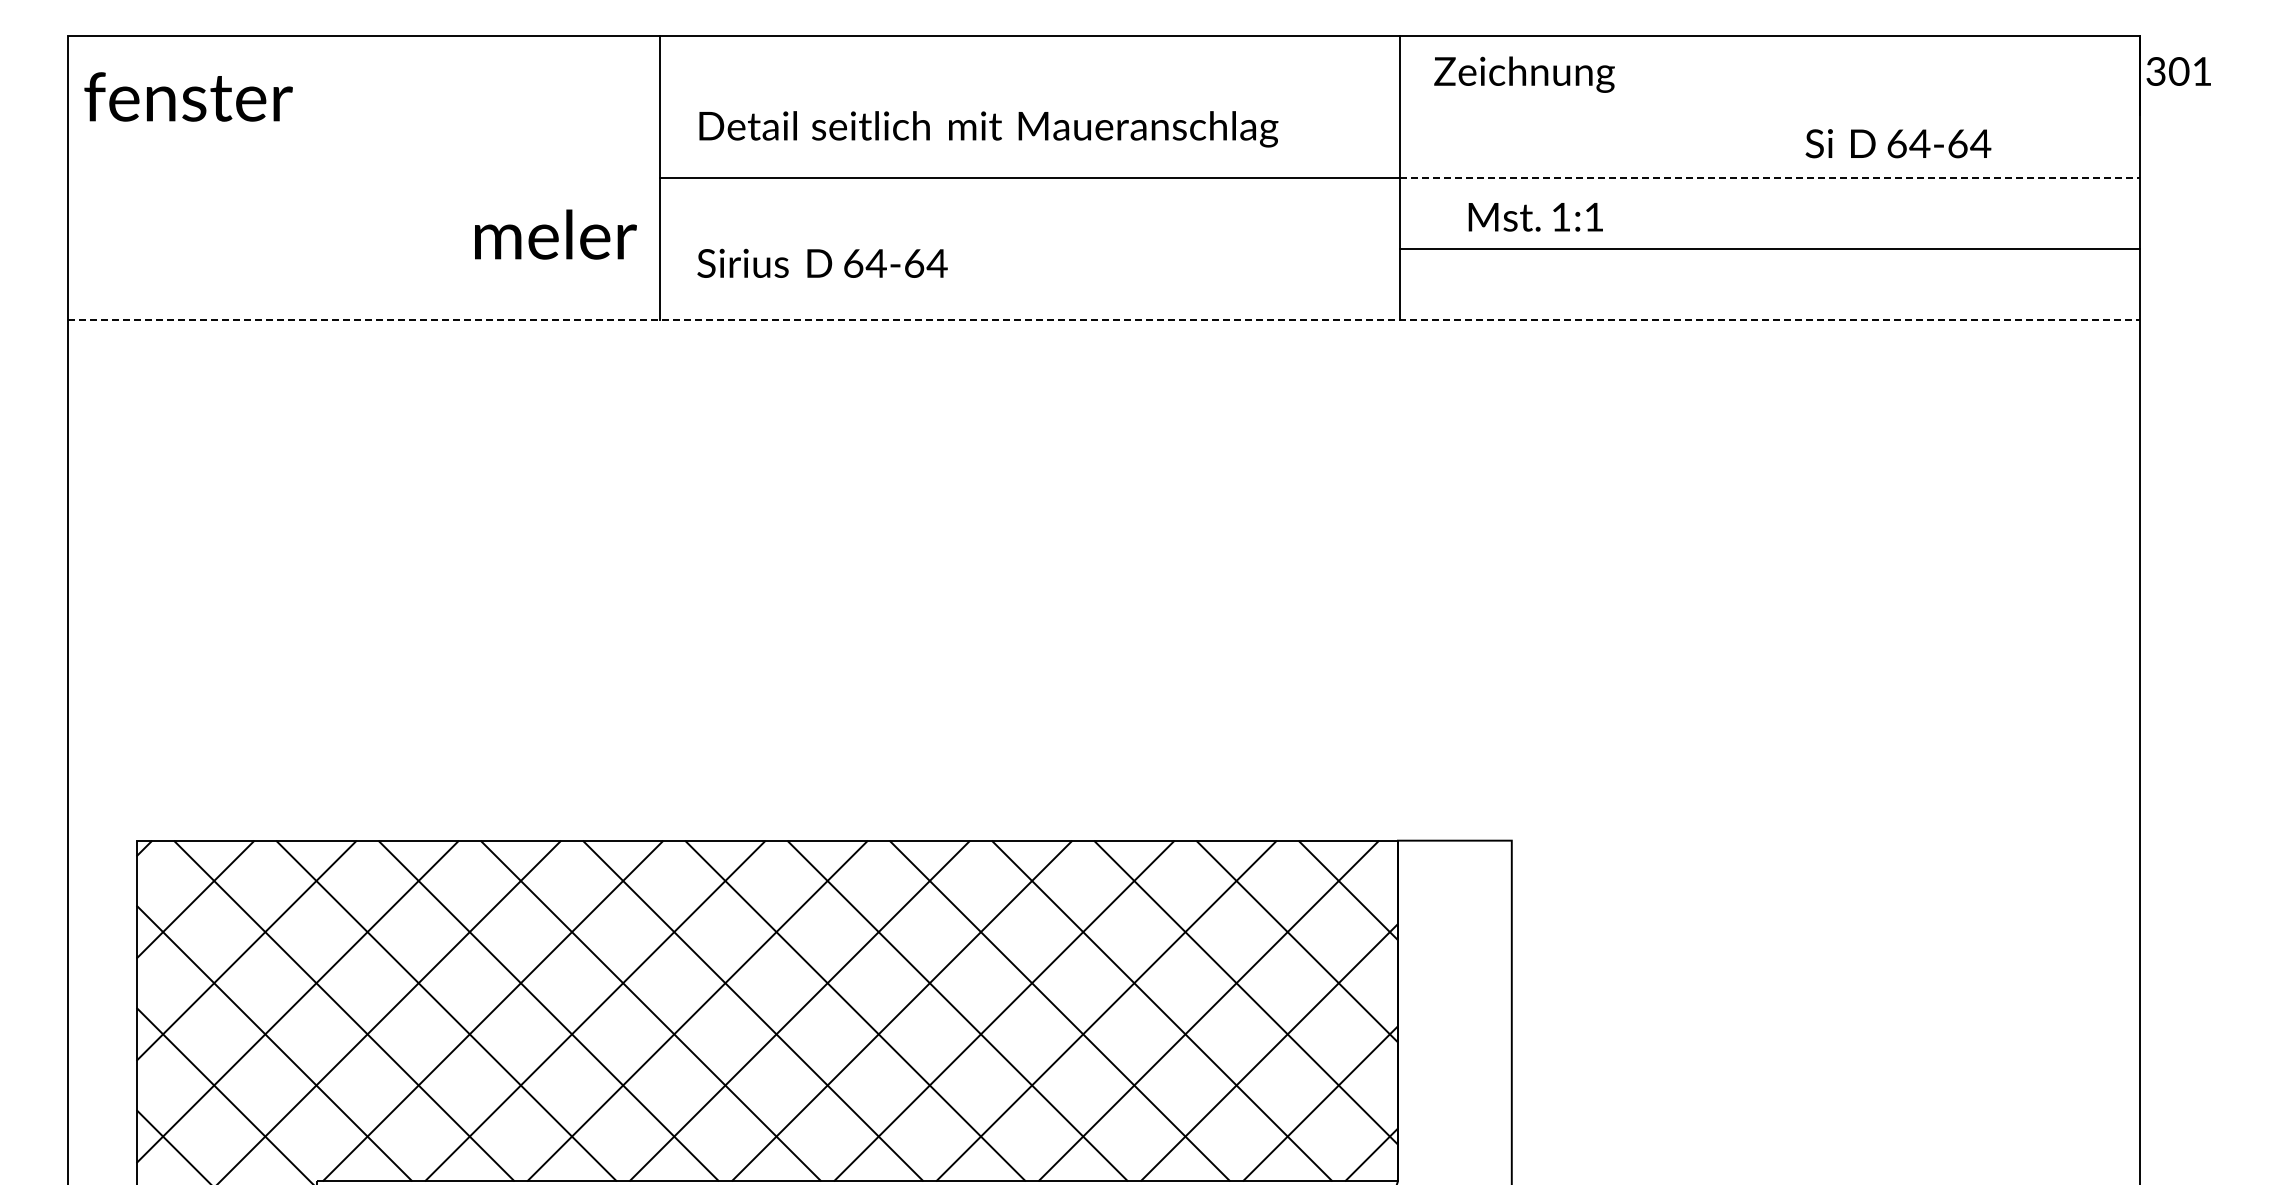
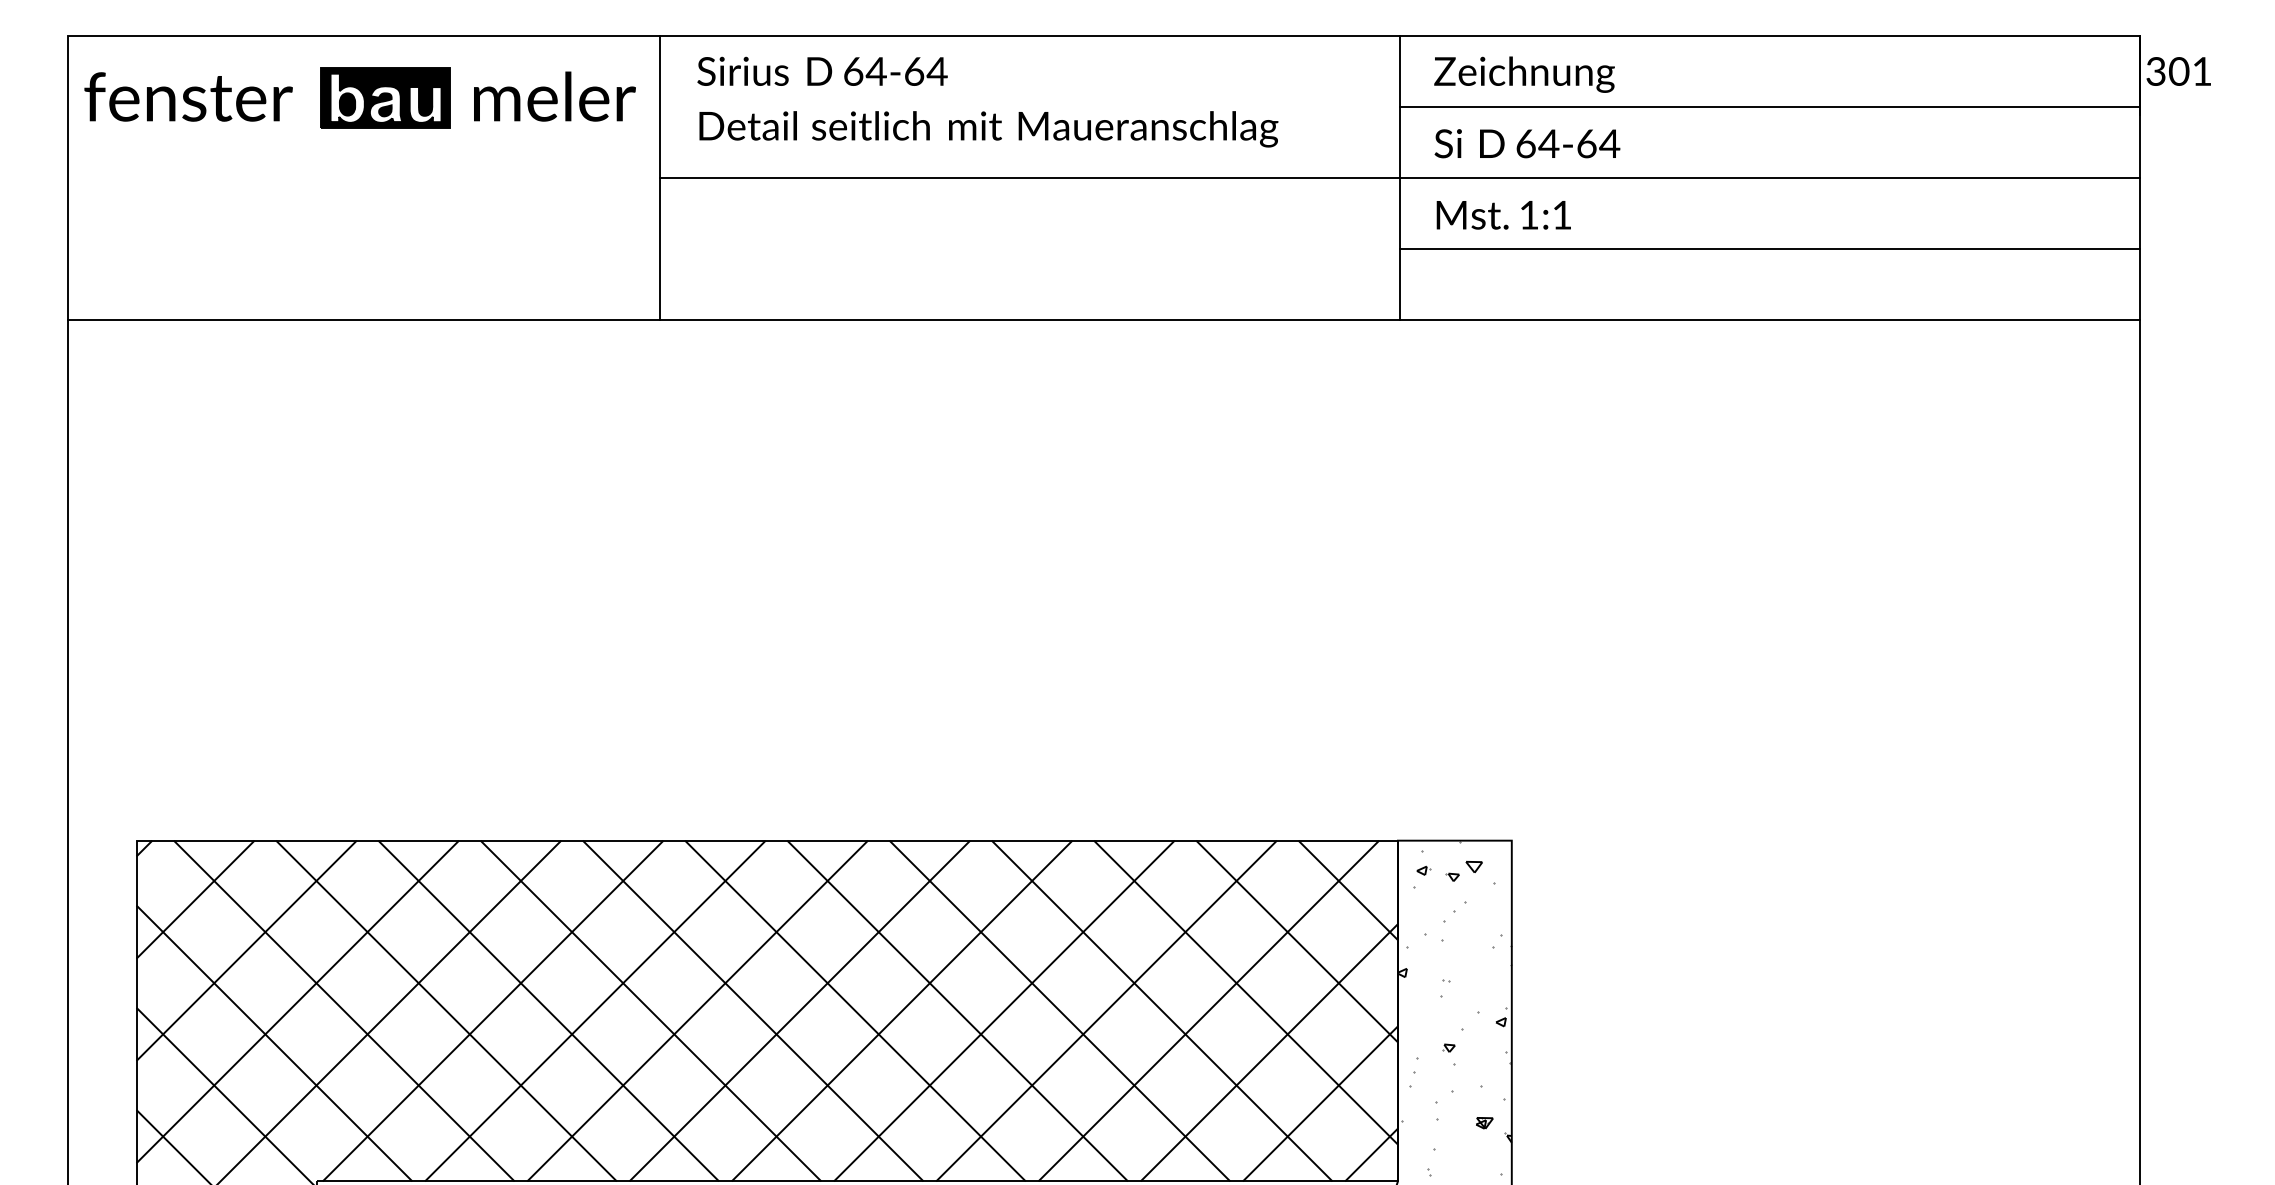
part: none -> present (385, 97)
line: none -> present (1770, 106)
text position: (1898, 143) -> (1527, 143) (1527, 143)
line: dashed -> solid (1770, 177)
text position: (1535, 217) -> (1503, 215) (1503, 215)
text position: (555, 234) -> (554, 96) (554, 96)
text position: (822, 262) -> (822, 70) (822, 70)
line: dashed -> solid (1104, 320)
hatch: none -> present (1454, 1007)
